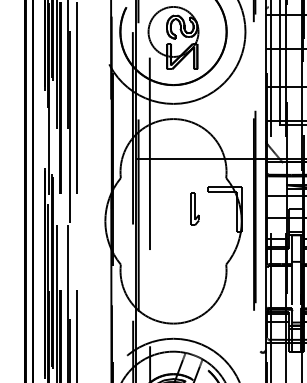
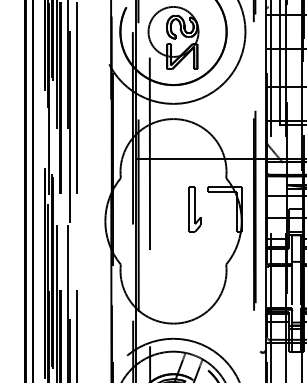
part size: 10x34 px -> 14x47 px (194, 209)
